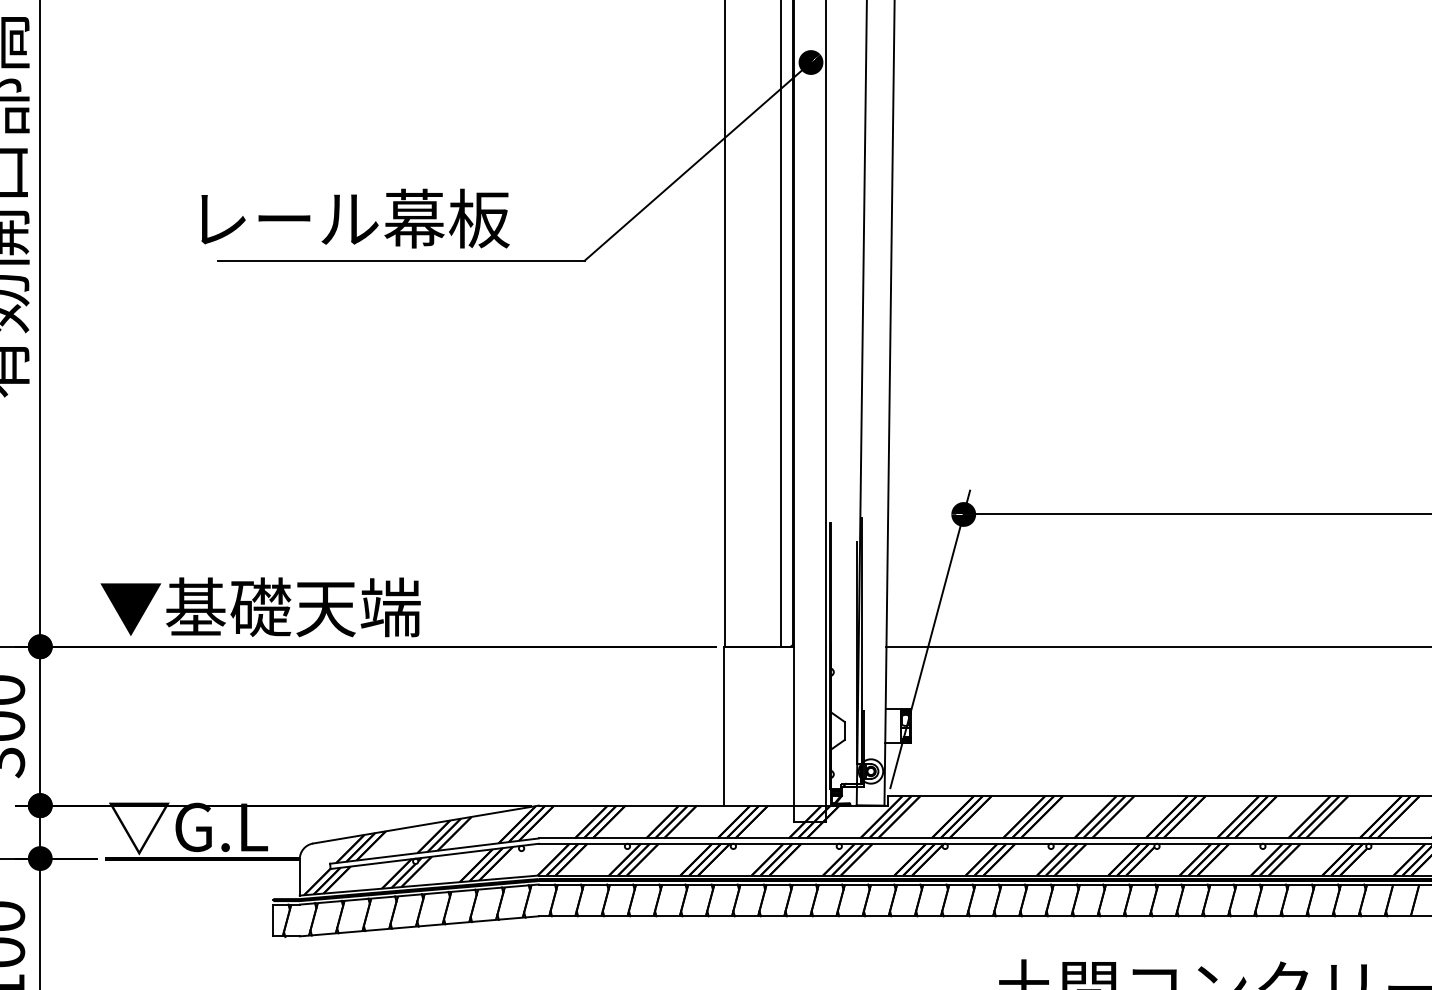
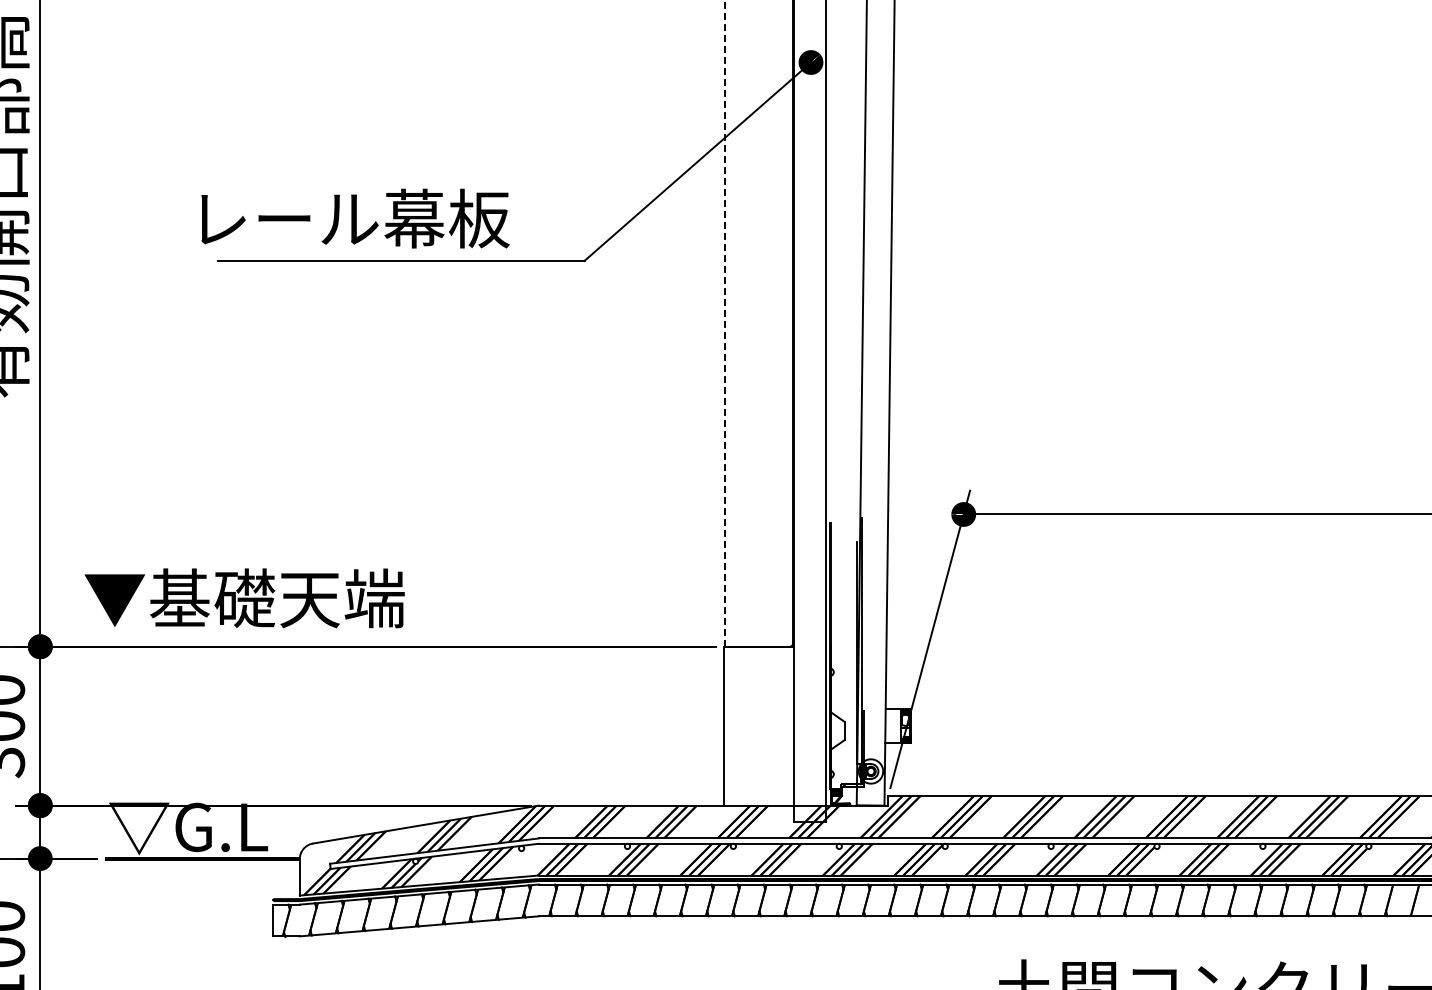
line: solid -> dashed (725, 323)
line: present -> none (780, 324)
text position: (260, 607) -> (244, 598) (244, 598)
line: present -> none (1157, 646)
